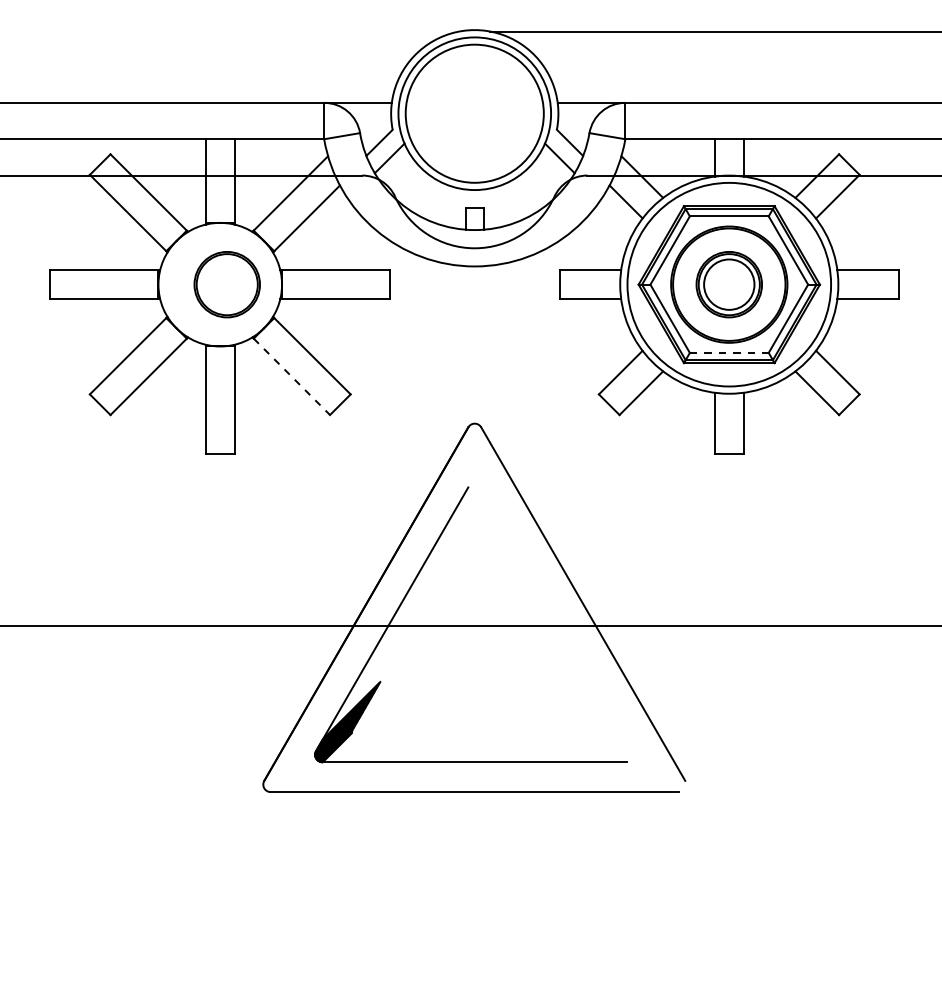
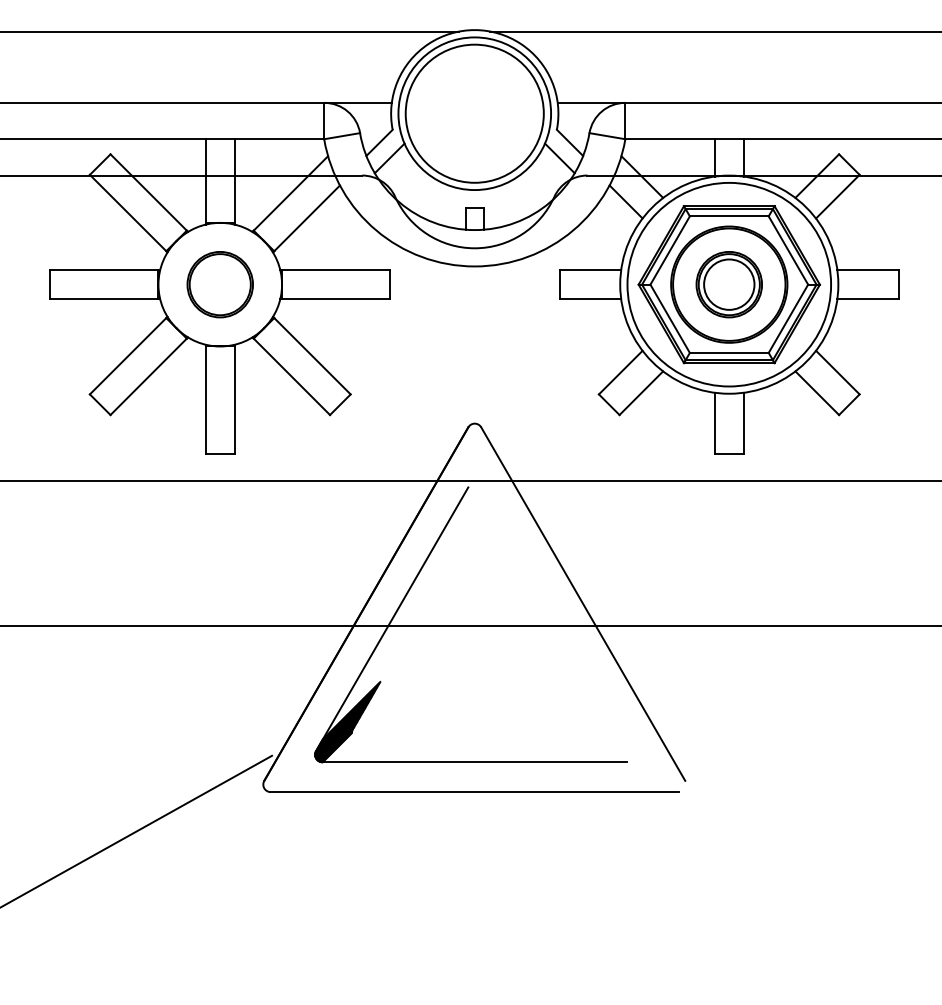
line: none -> present (230, 31)
part position: (226, 284) -> (219, 284) (219, 284)
line: dashed -> solid (729, 352)
line: dashed -> solid (291, 376)
line: none -> present (470, 480)
line: none -> present (137, 830)
